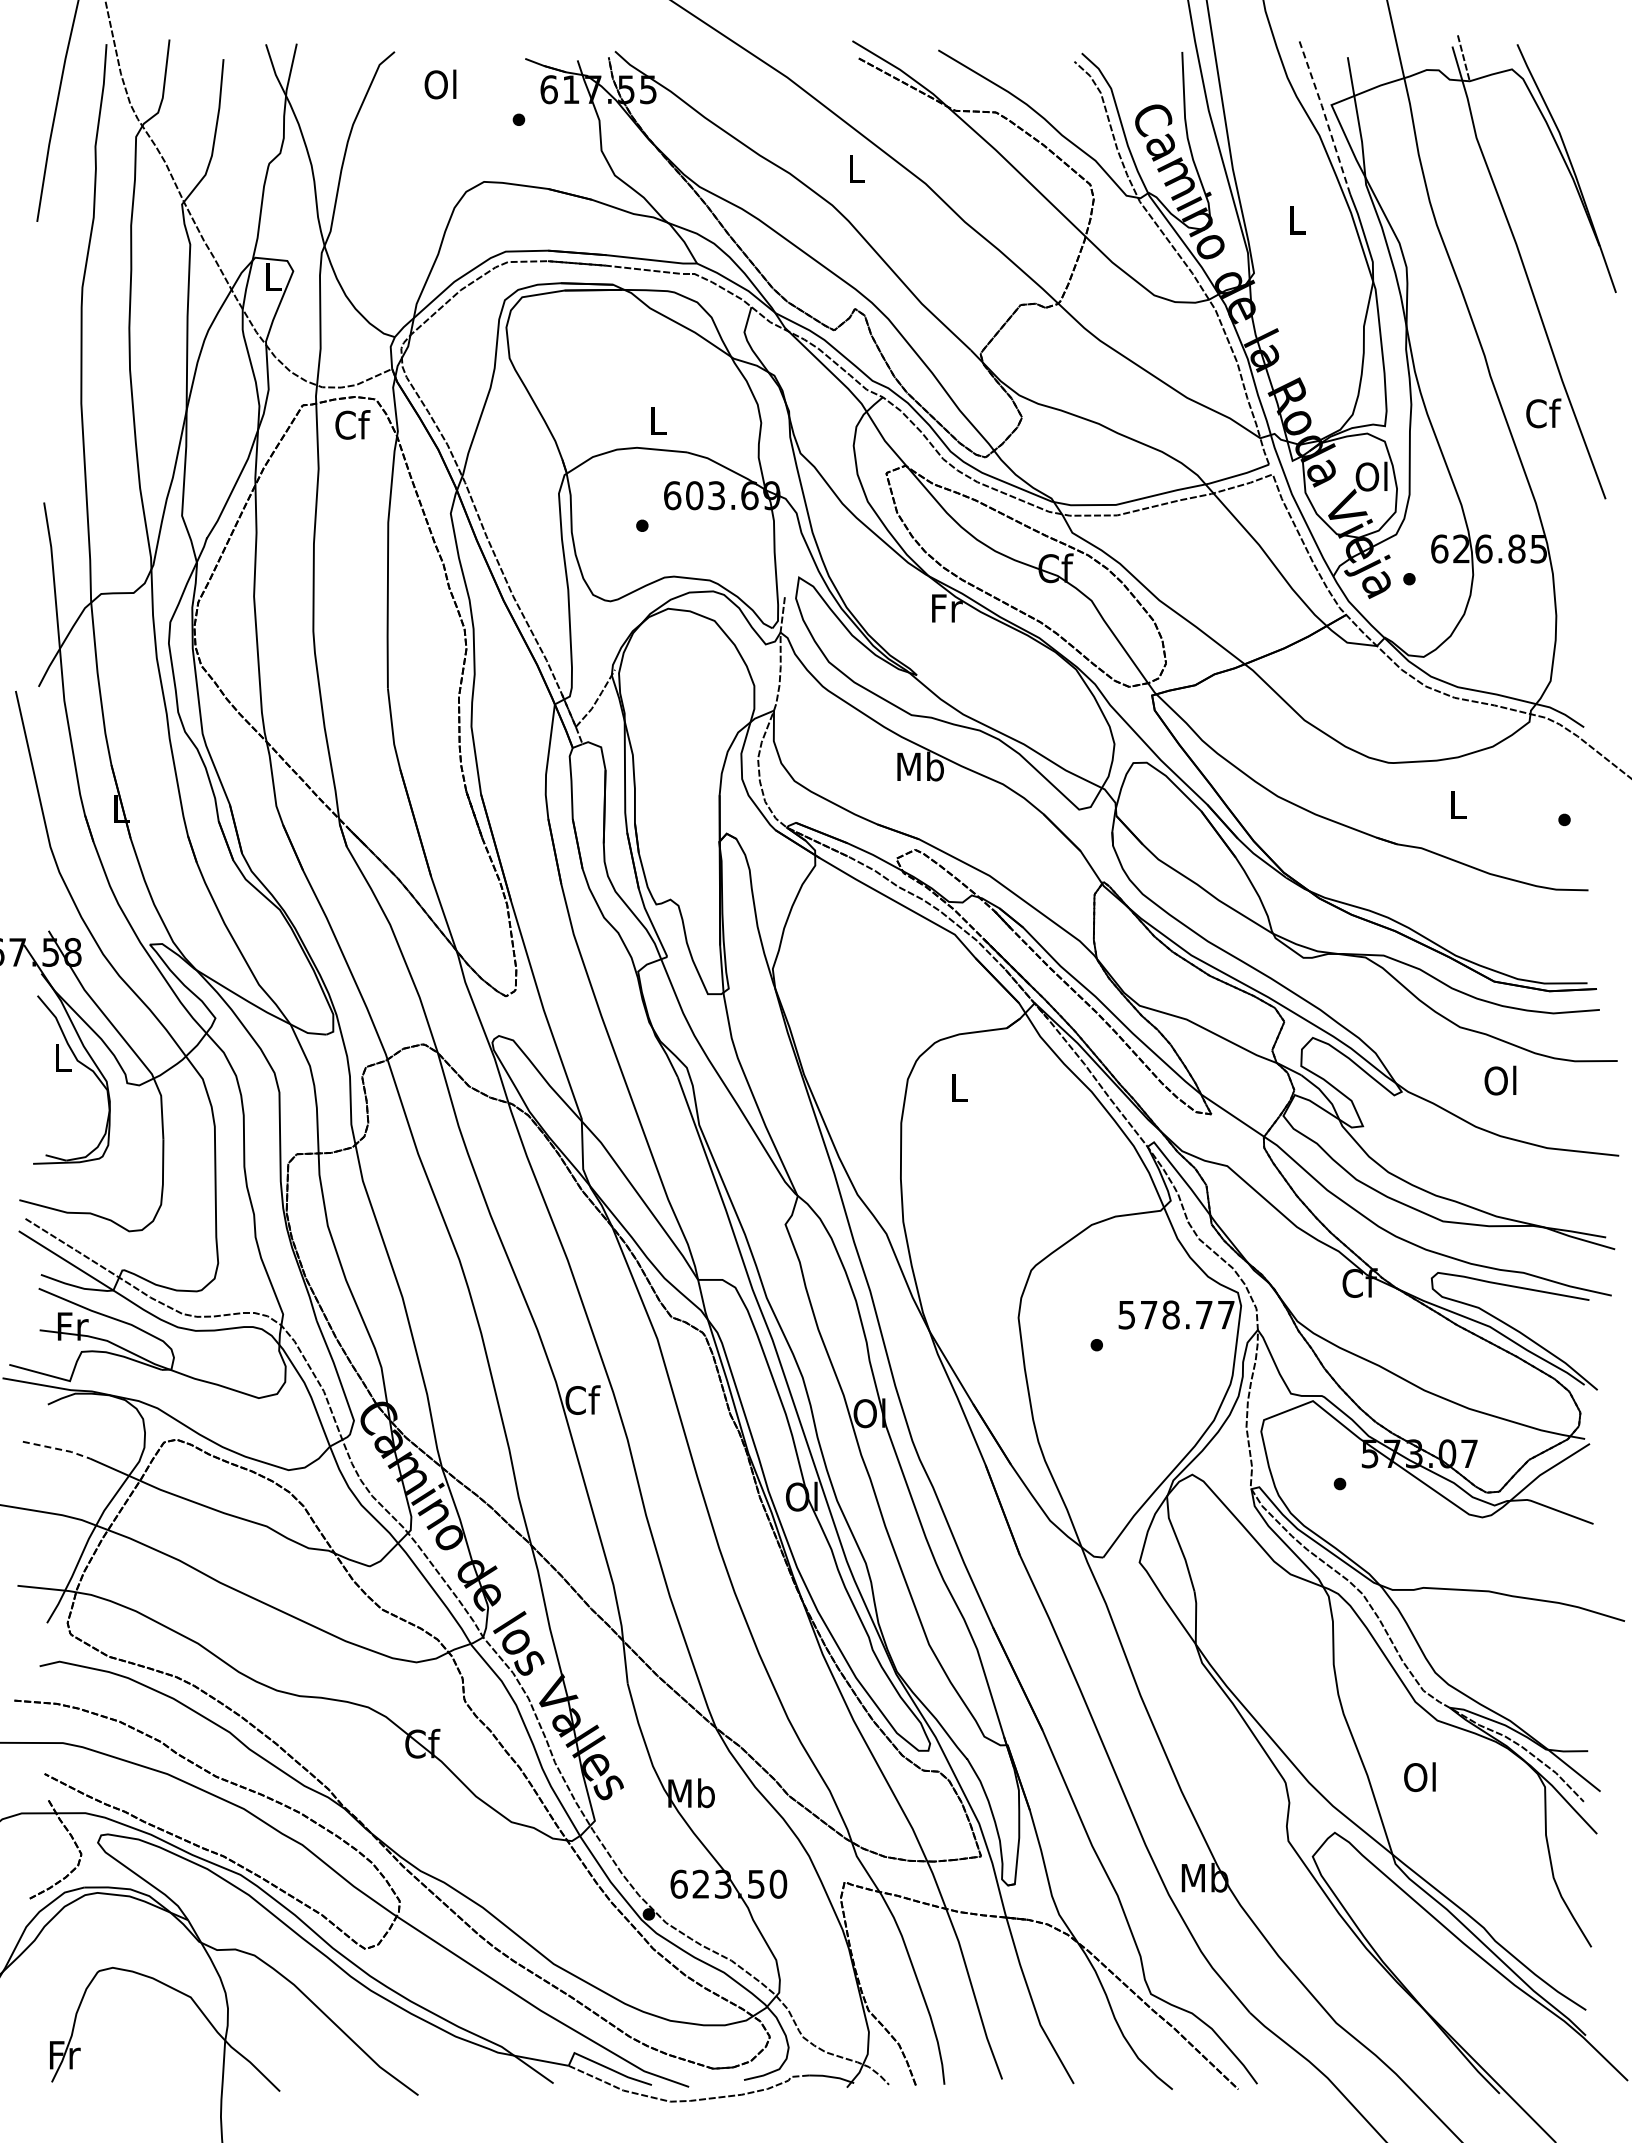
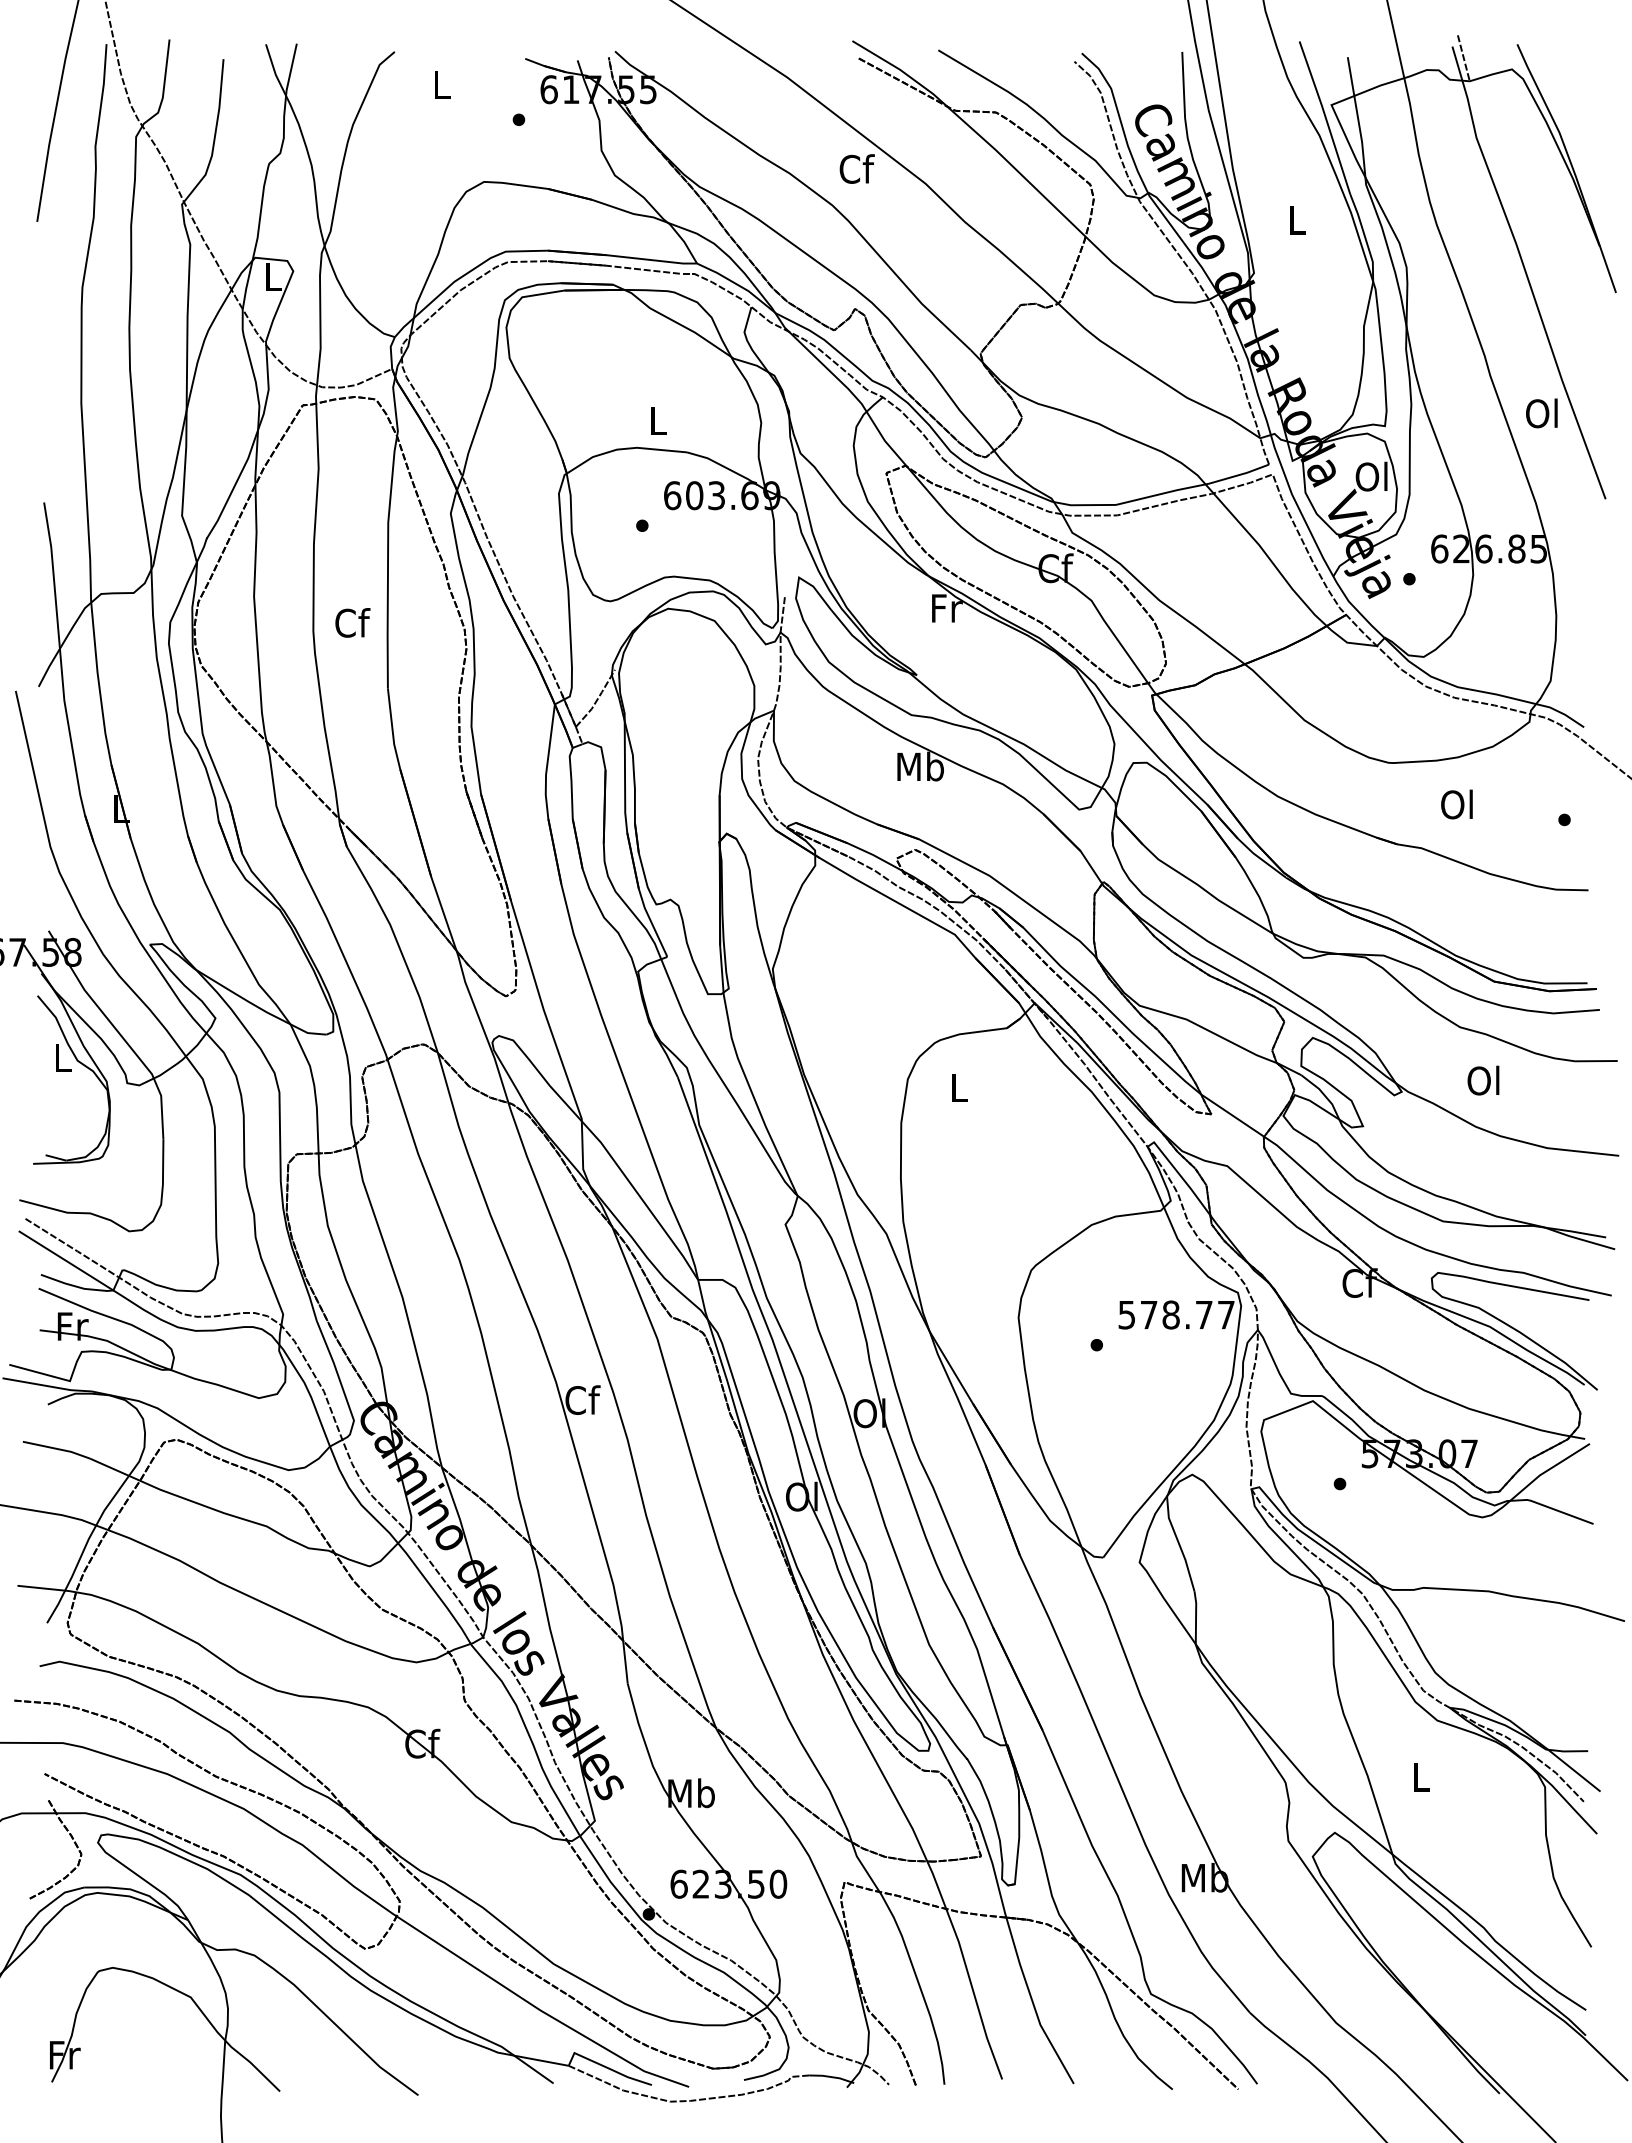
text: Ol -> L (440, 84)
line: dashed -> solid (1325, 116)
text: L -> Cf (856, 168)
text: Cf -> Ol (1543, 413)
text position: (352, 424) -> (352, 622) (352, 622)
text: L -> Ol (1456, 804)
text position: (1500, 1080) -> (1483, 1080) (1483, 1080)
line: dashed -> solid (57, 1449)
text: Ol -> L (1419, 1777)
